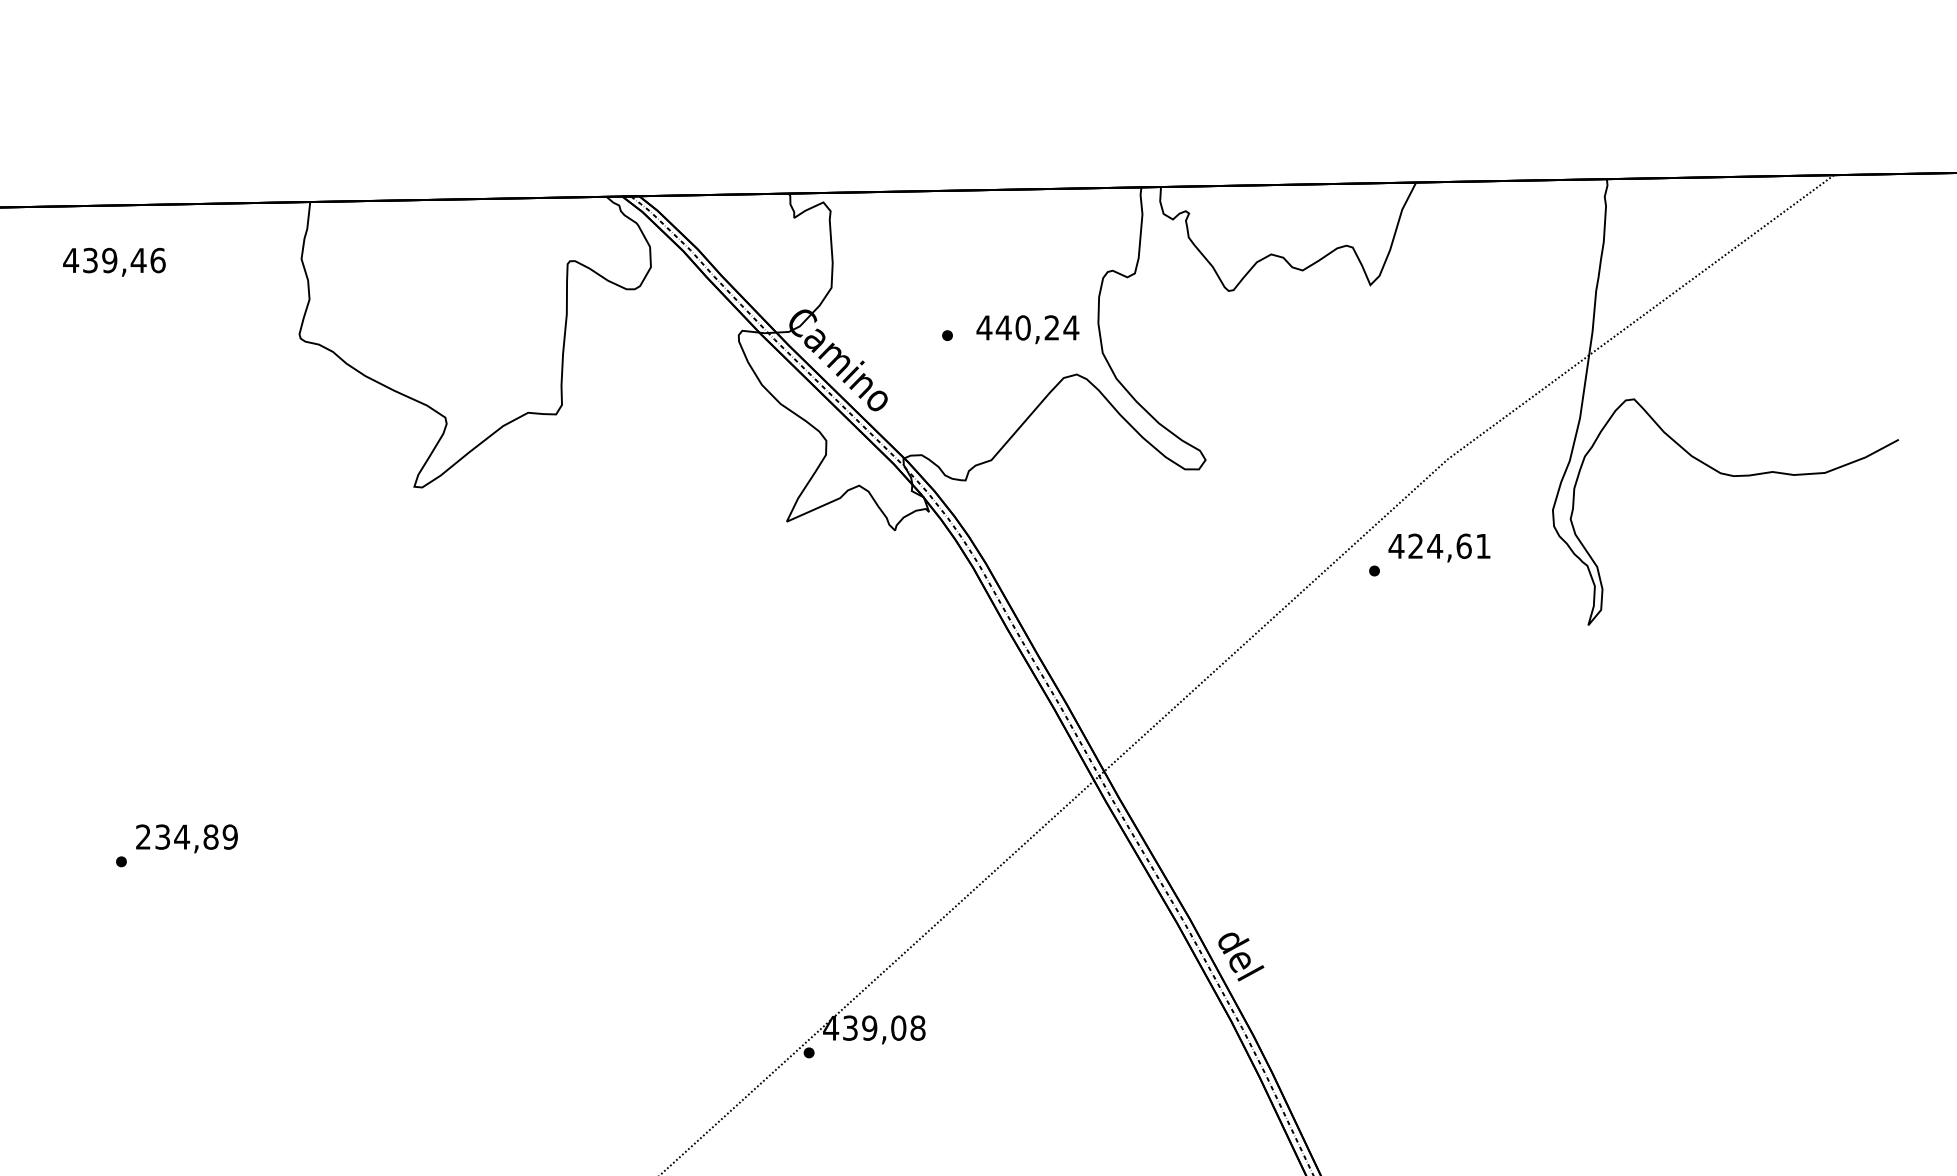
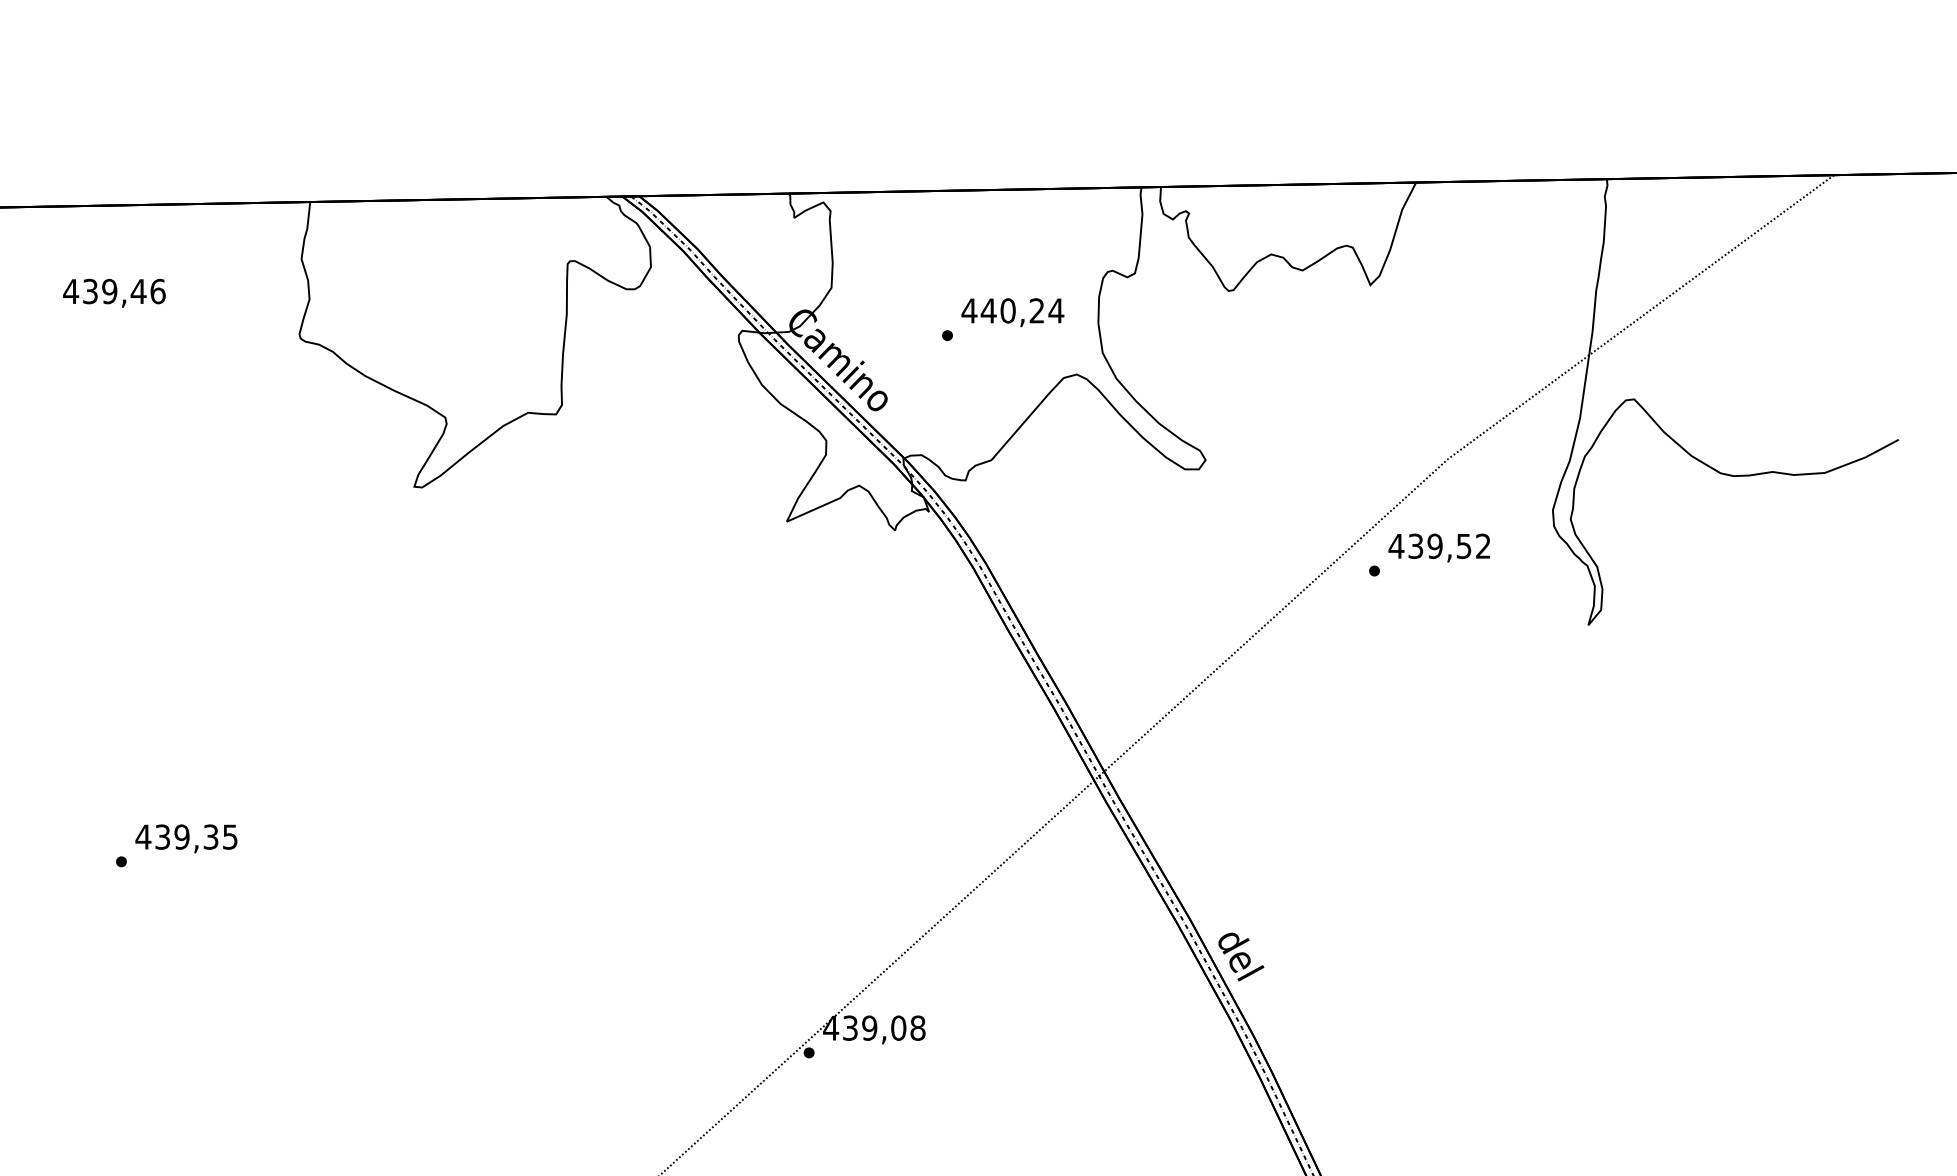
text position: (114, 261) -> (114, 292) (114, 292)
text position: (1027, 329) -> (1012, 312) (1012, 312)
text: 424,61 -> 439,52 (1449, 545)
text: 234,89 -> 439,35 (186, 836)
